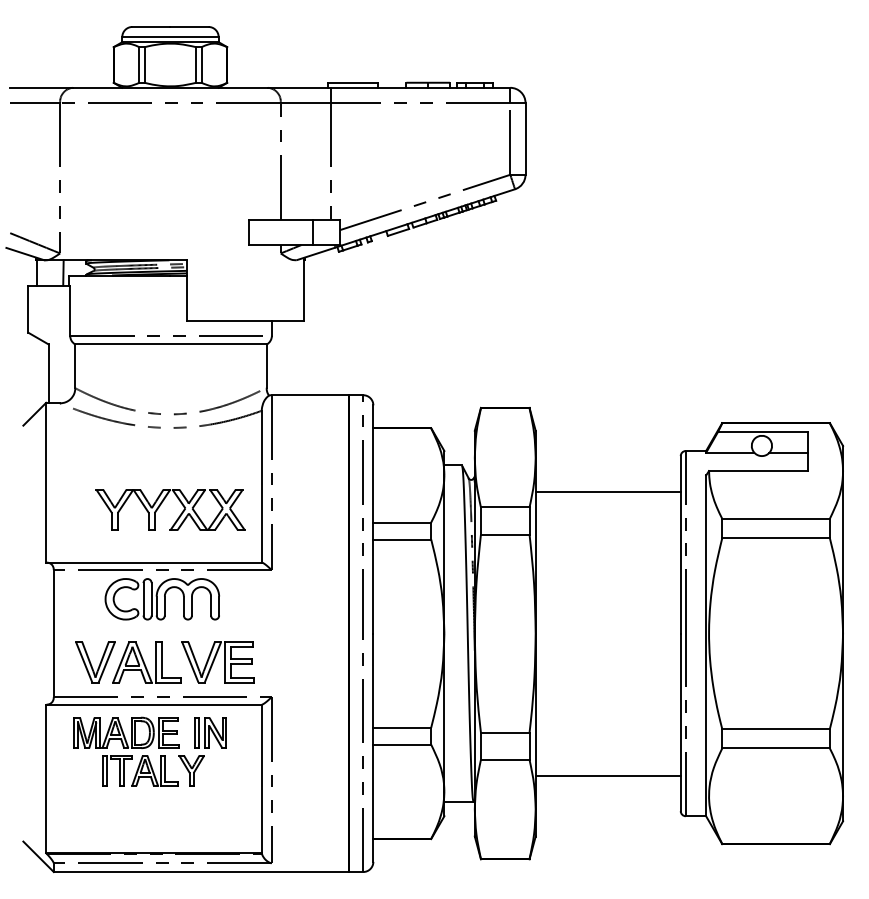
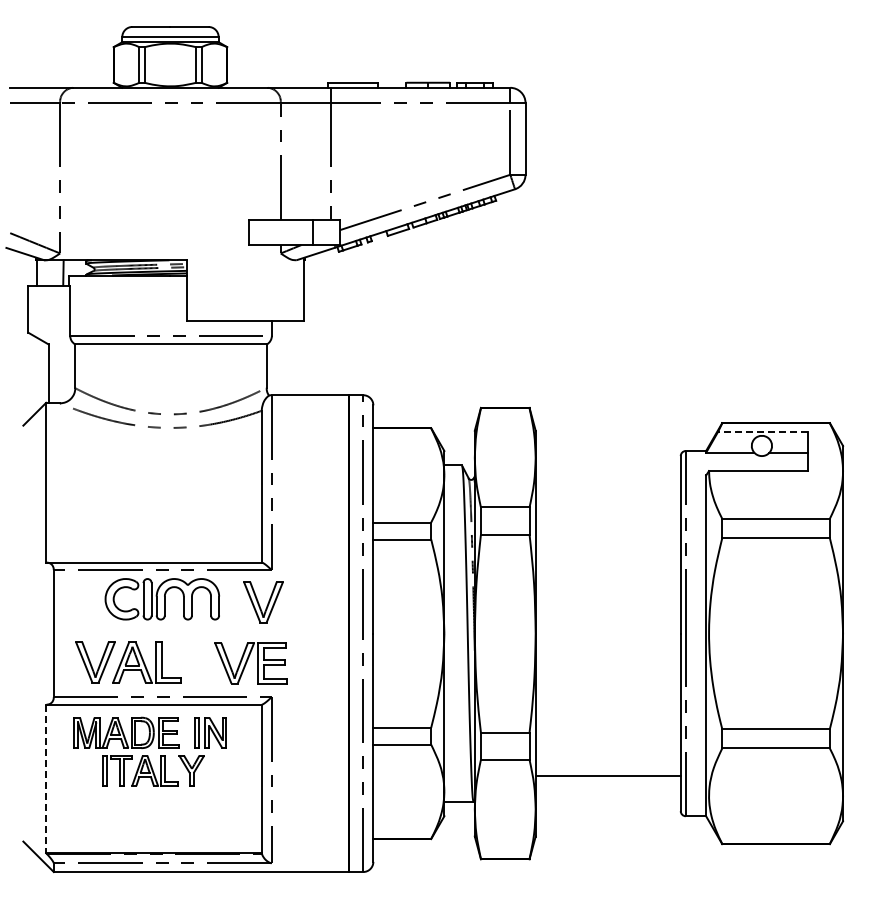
line: solid -> dashed (762, 431)
line: present -> none (607, 491)
part: present -> none (162, 503)
part: none -> present (263, 602)
part position: (217, 662) -> (250, 663) (250, 663)
line: solid -> dashed (46, 779)
